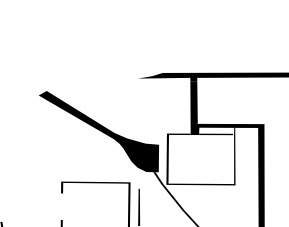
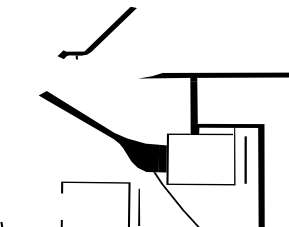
part: none -> present (96, 33)
fill: none -> present (162, 158)
fill: none -> present (245, 159)
